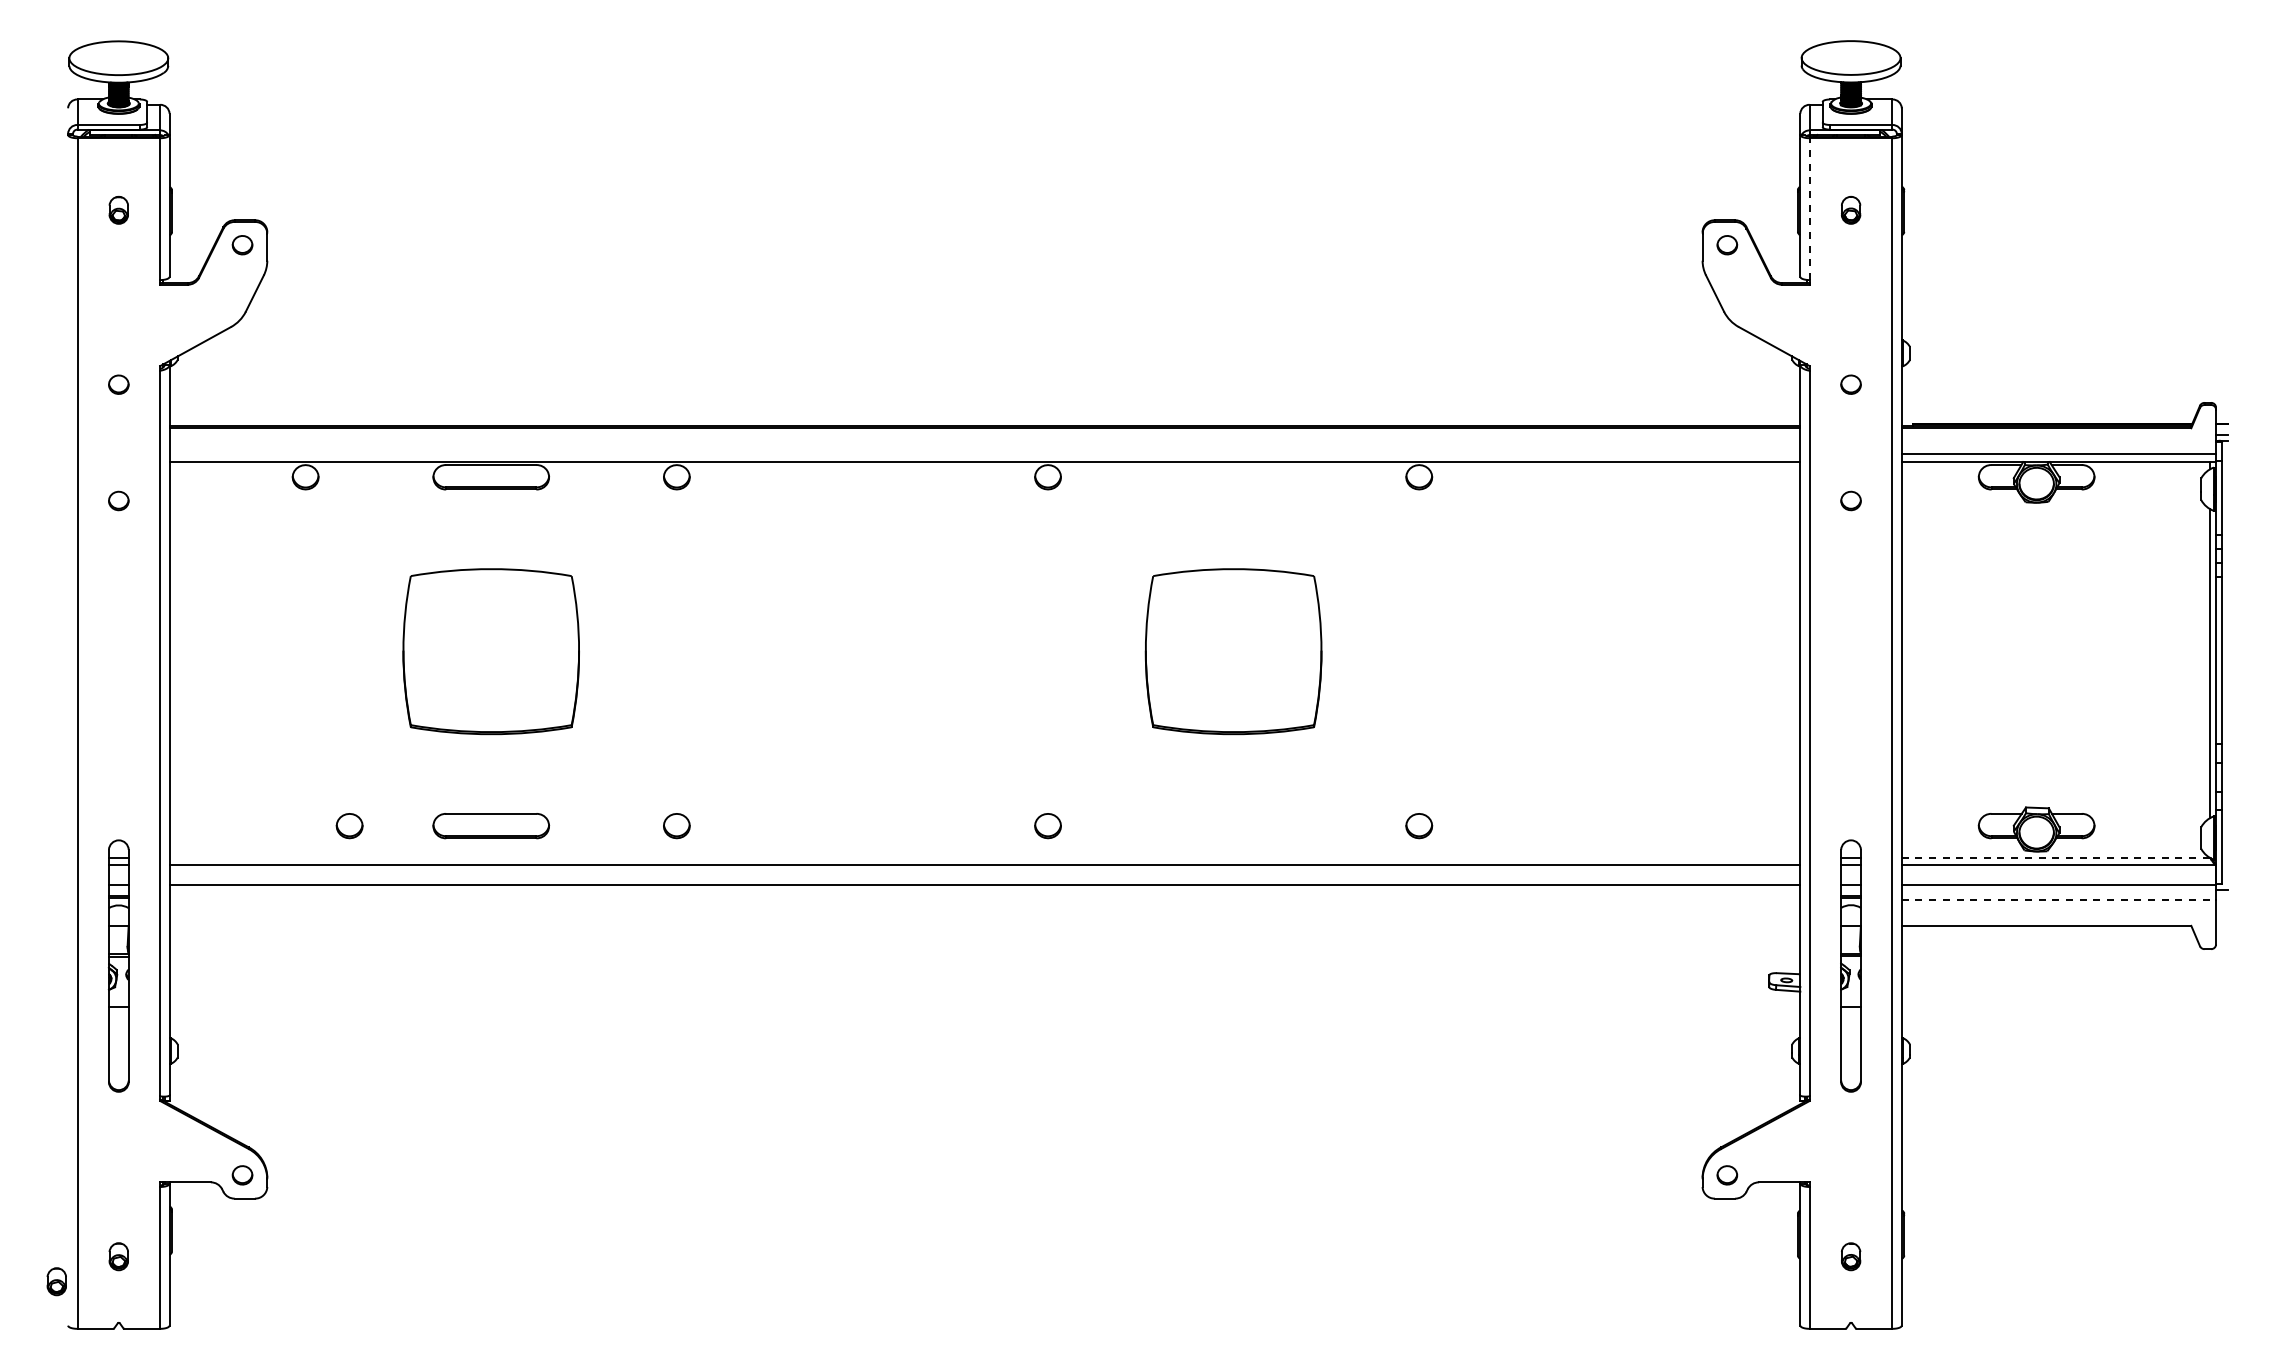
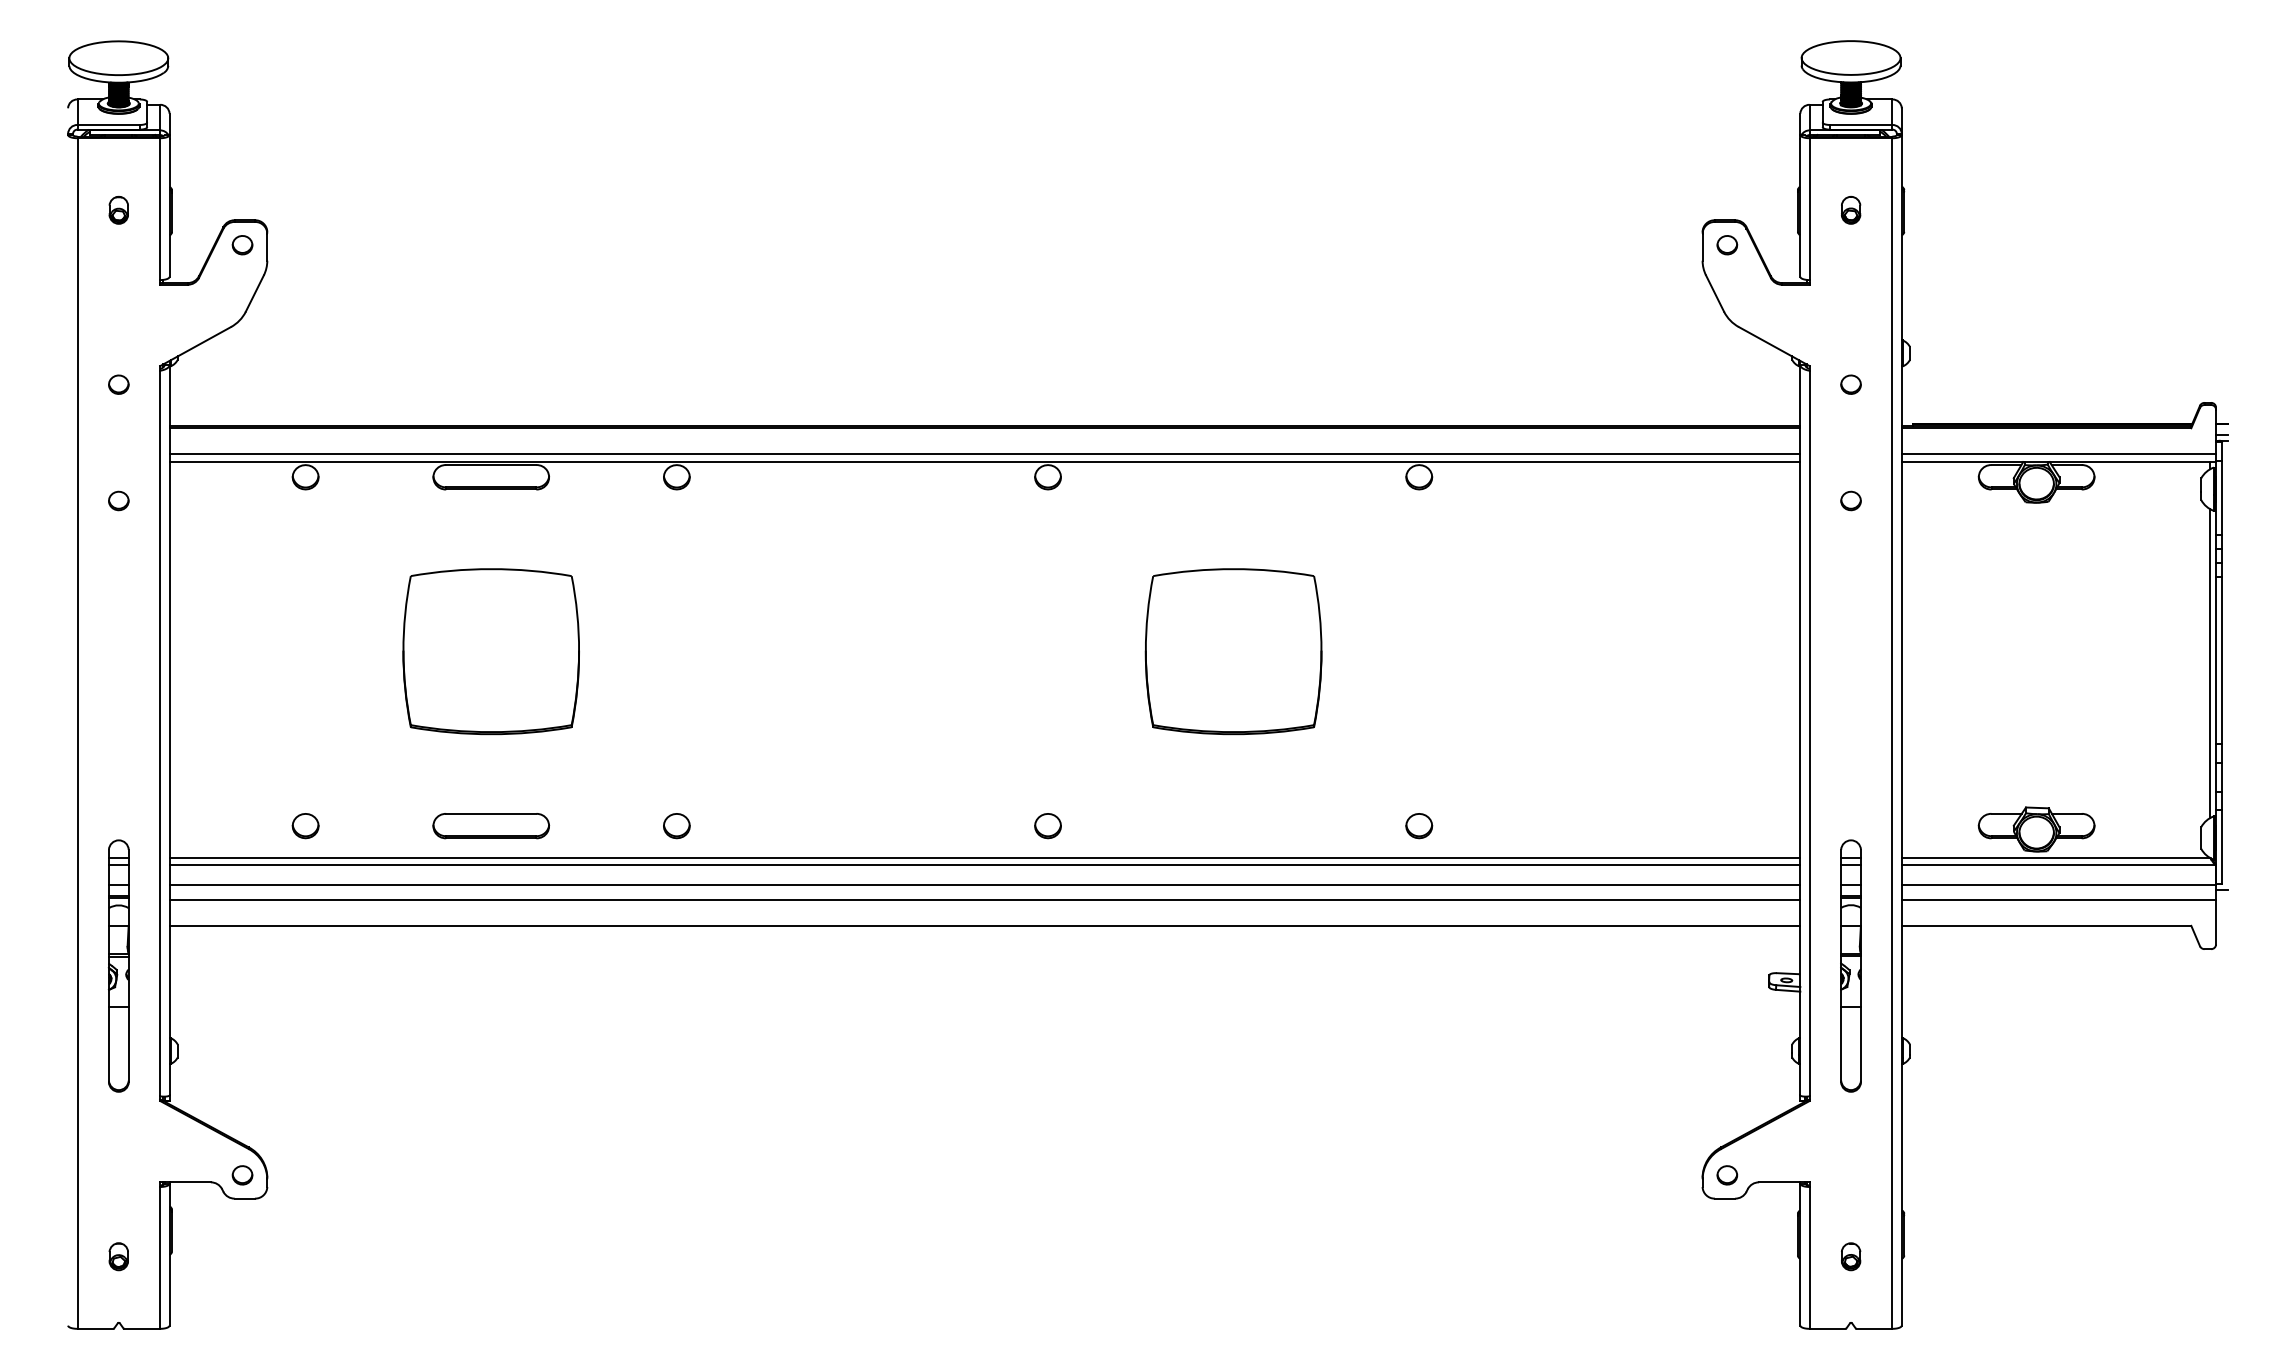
line: dashed -> solid (1809, 209)
line: none -> present (984, 454)
part position: (349, 826) -> (305, 826) (305, 826)
line: none -> present (984, 857)
line: dashed -> solid (2055, 857)
line: none -> present (984, 900)
line: dashed -> solid (2059, 900)
line: none -> present (984, 925)
part: present -> none (56, 1281)
